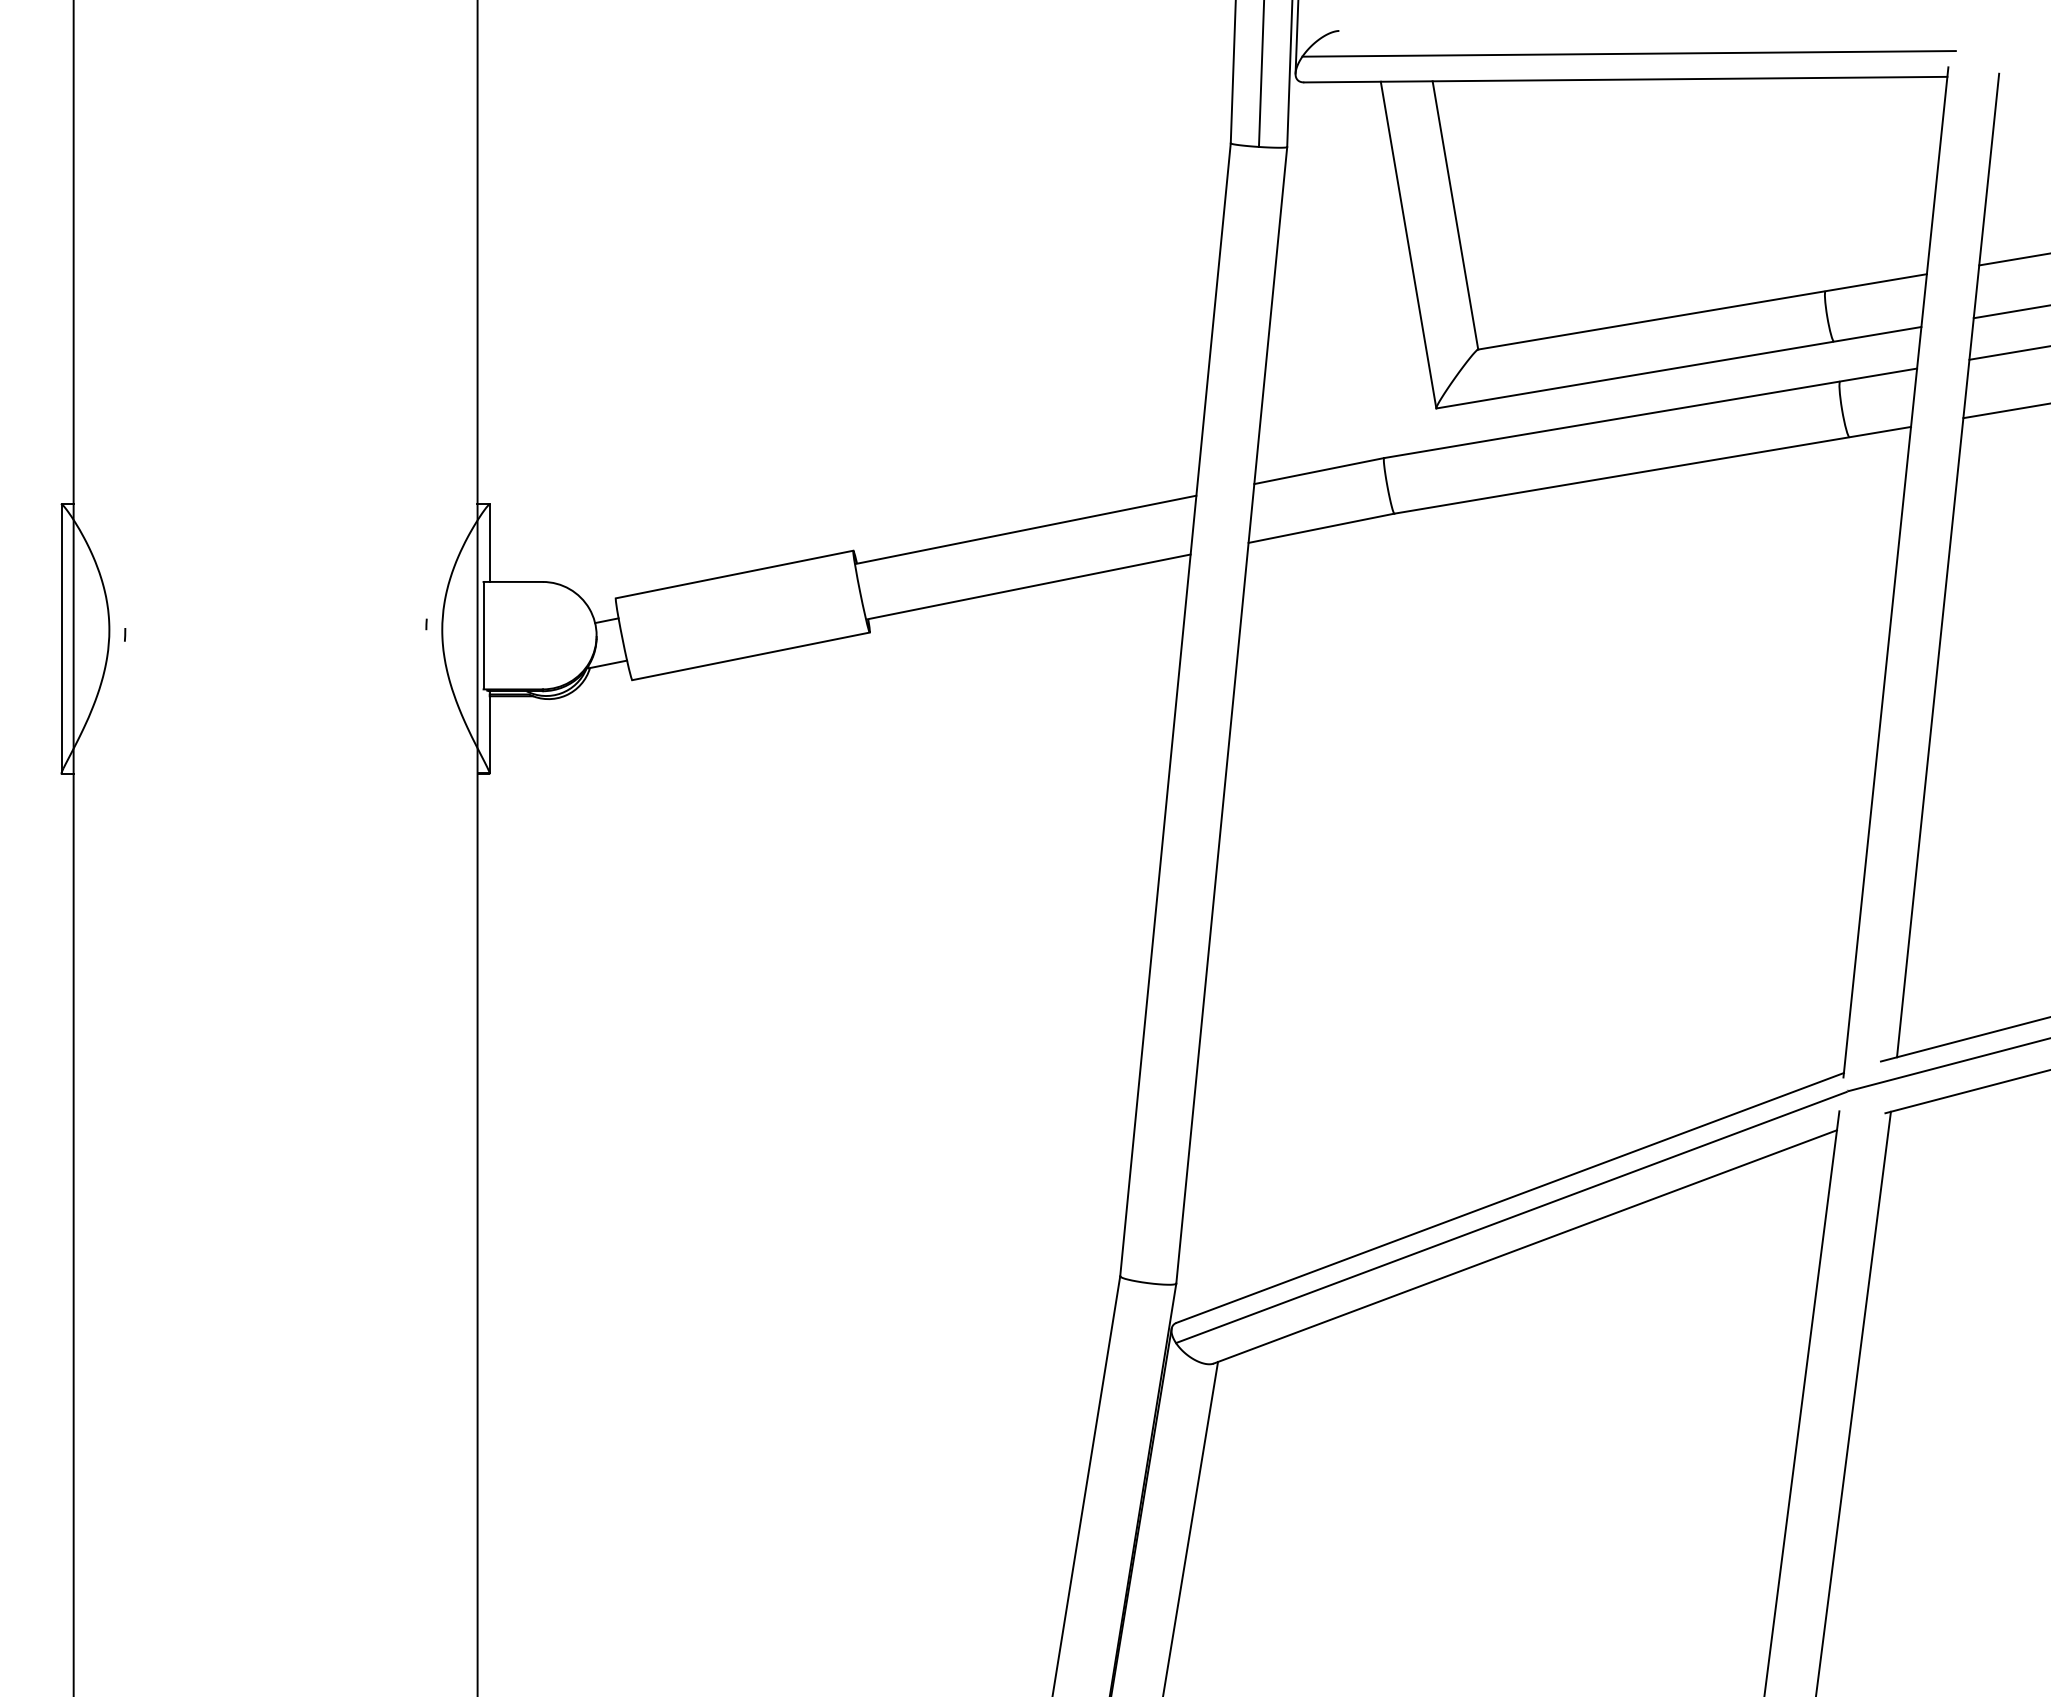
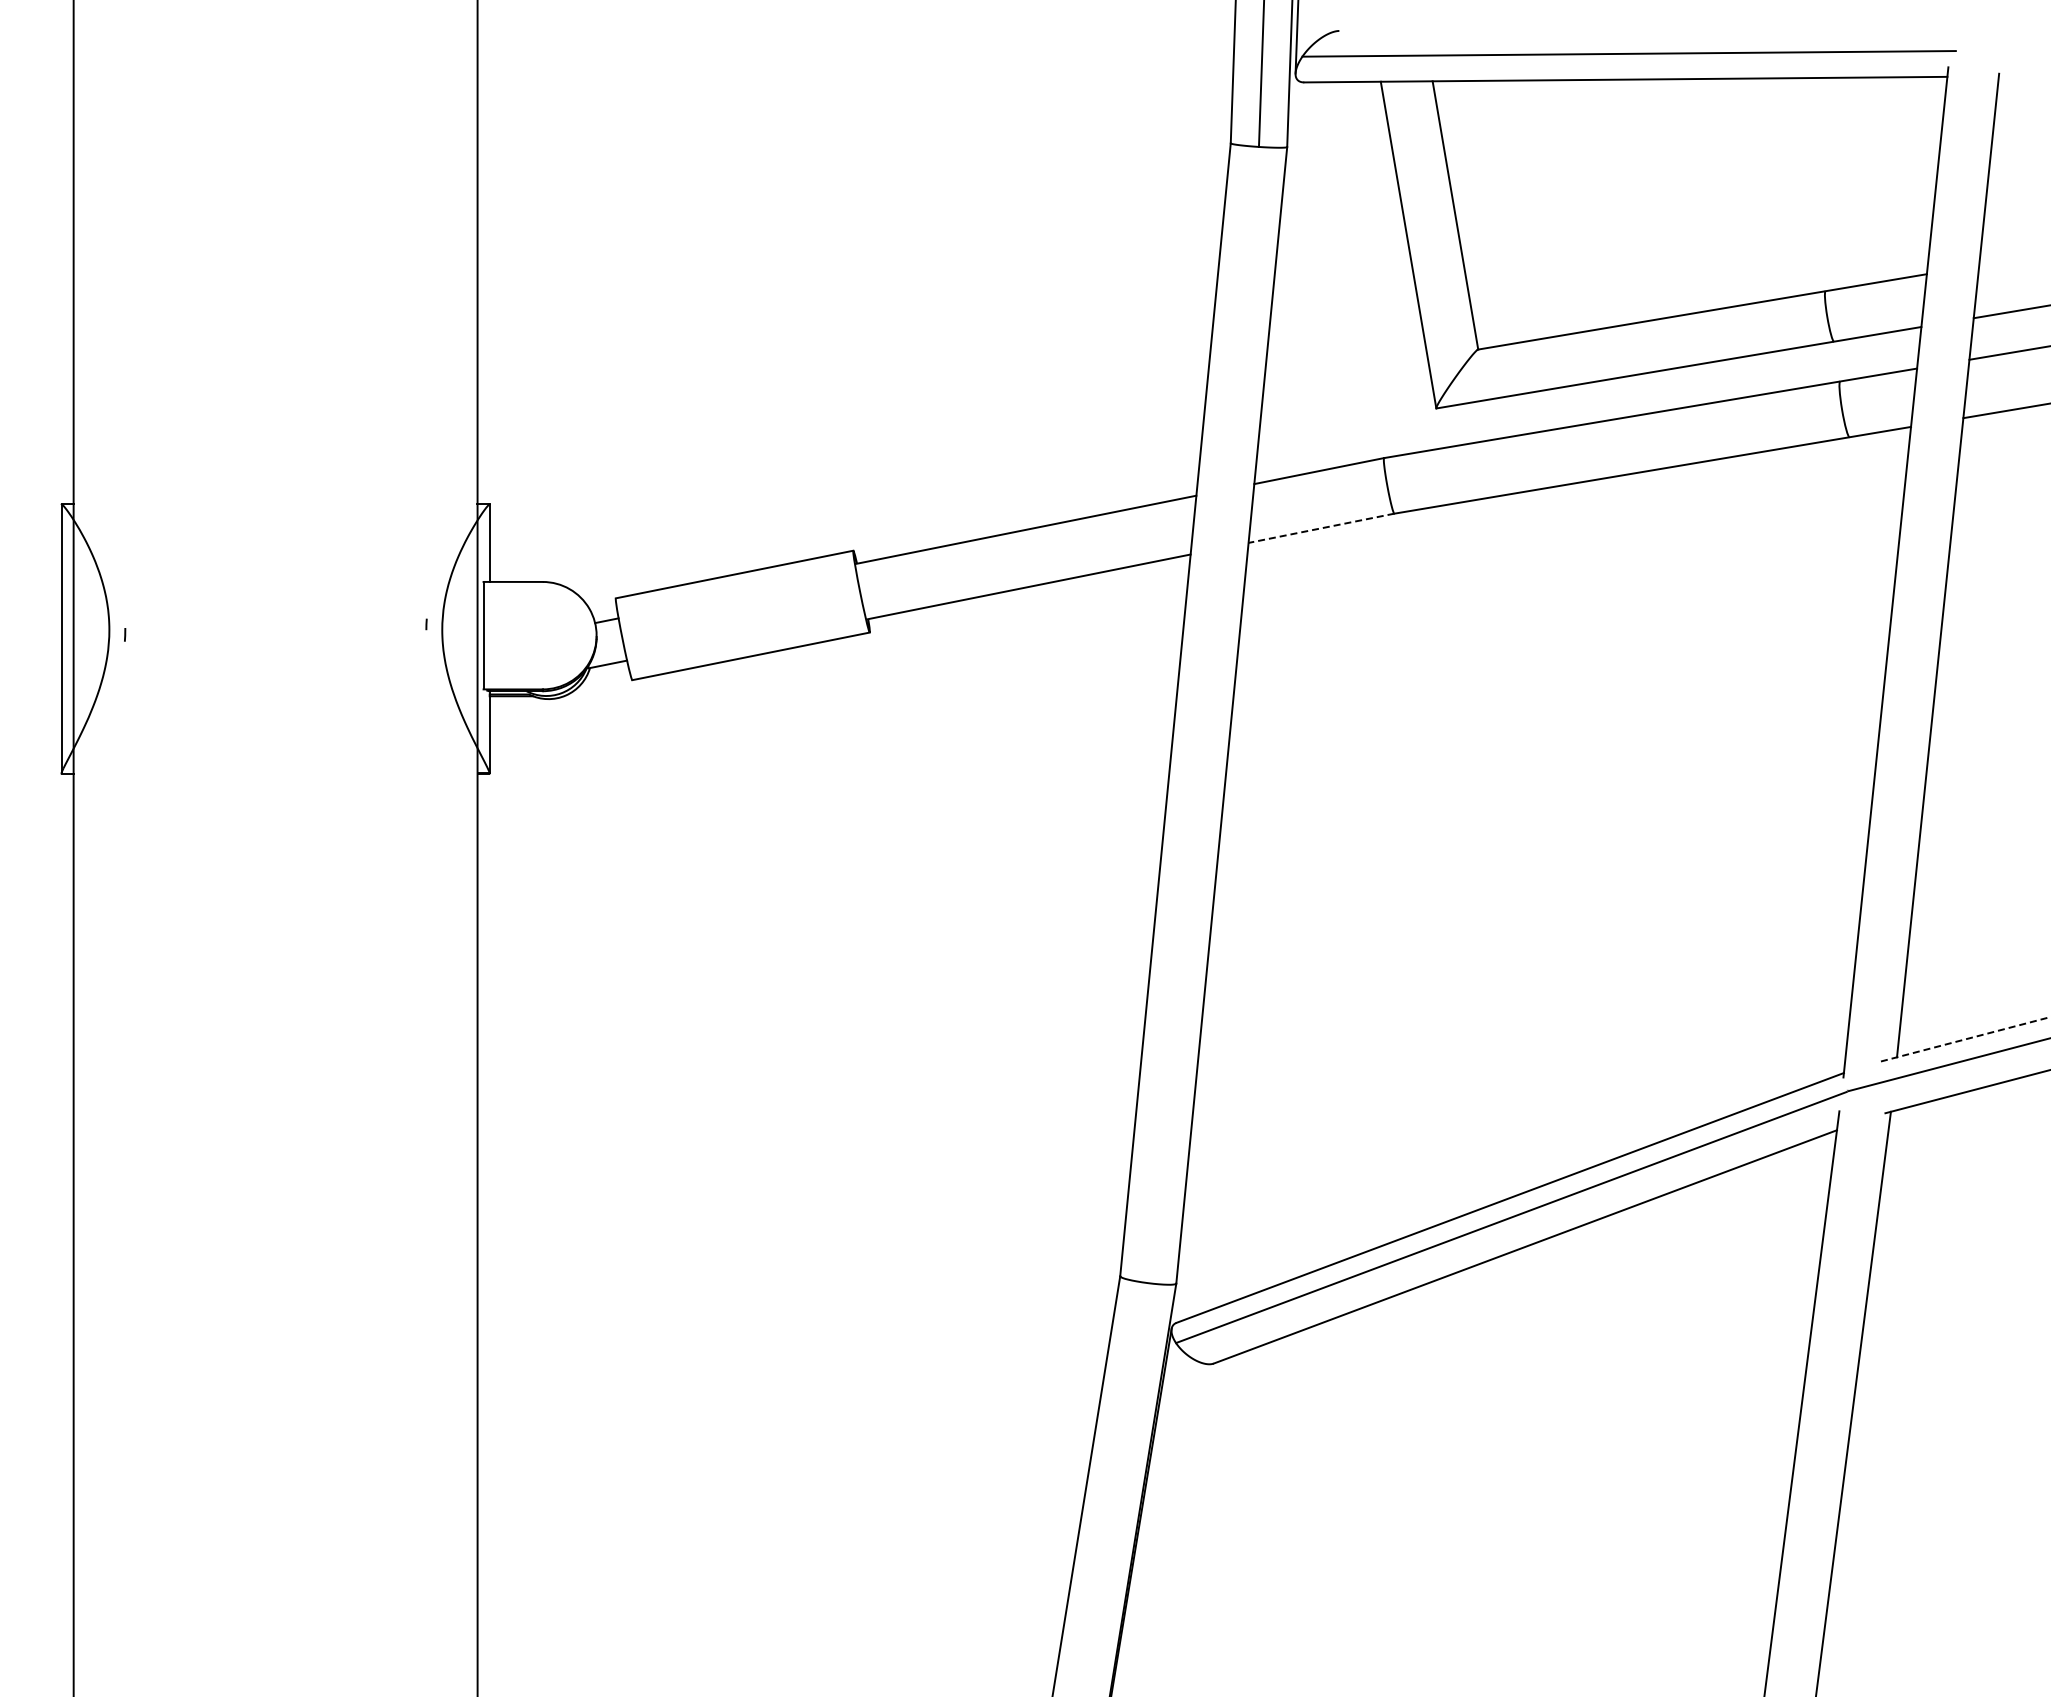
line: present -> none (2013, 259)
line: solid -> dashed (1321, 528)
line: solid -> dashed (1966, 1039)
line: present -> none (1190, 1527)
